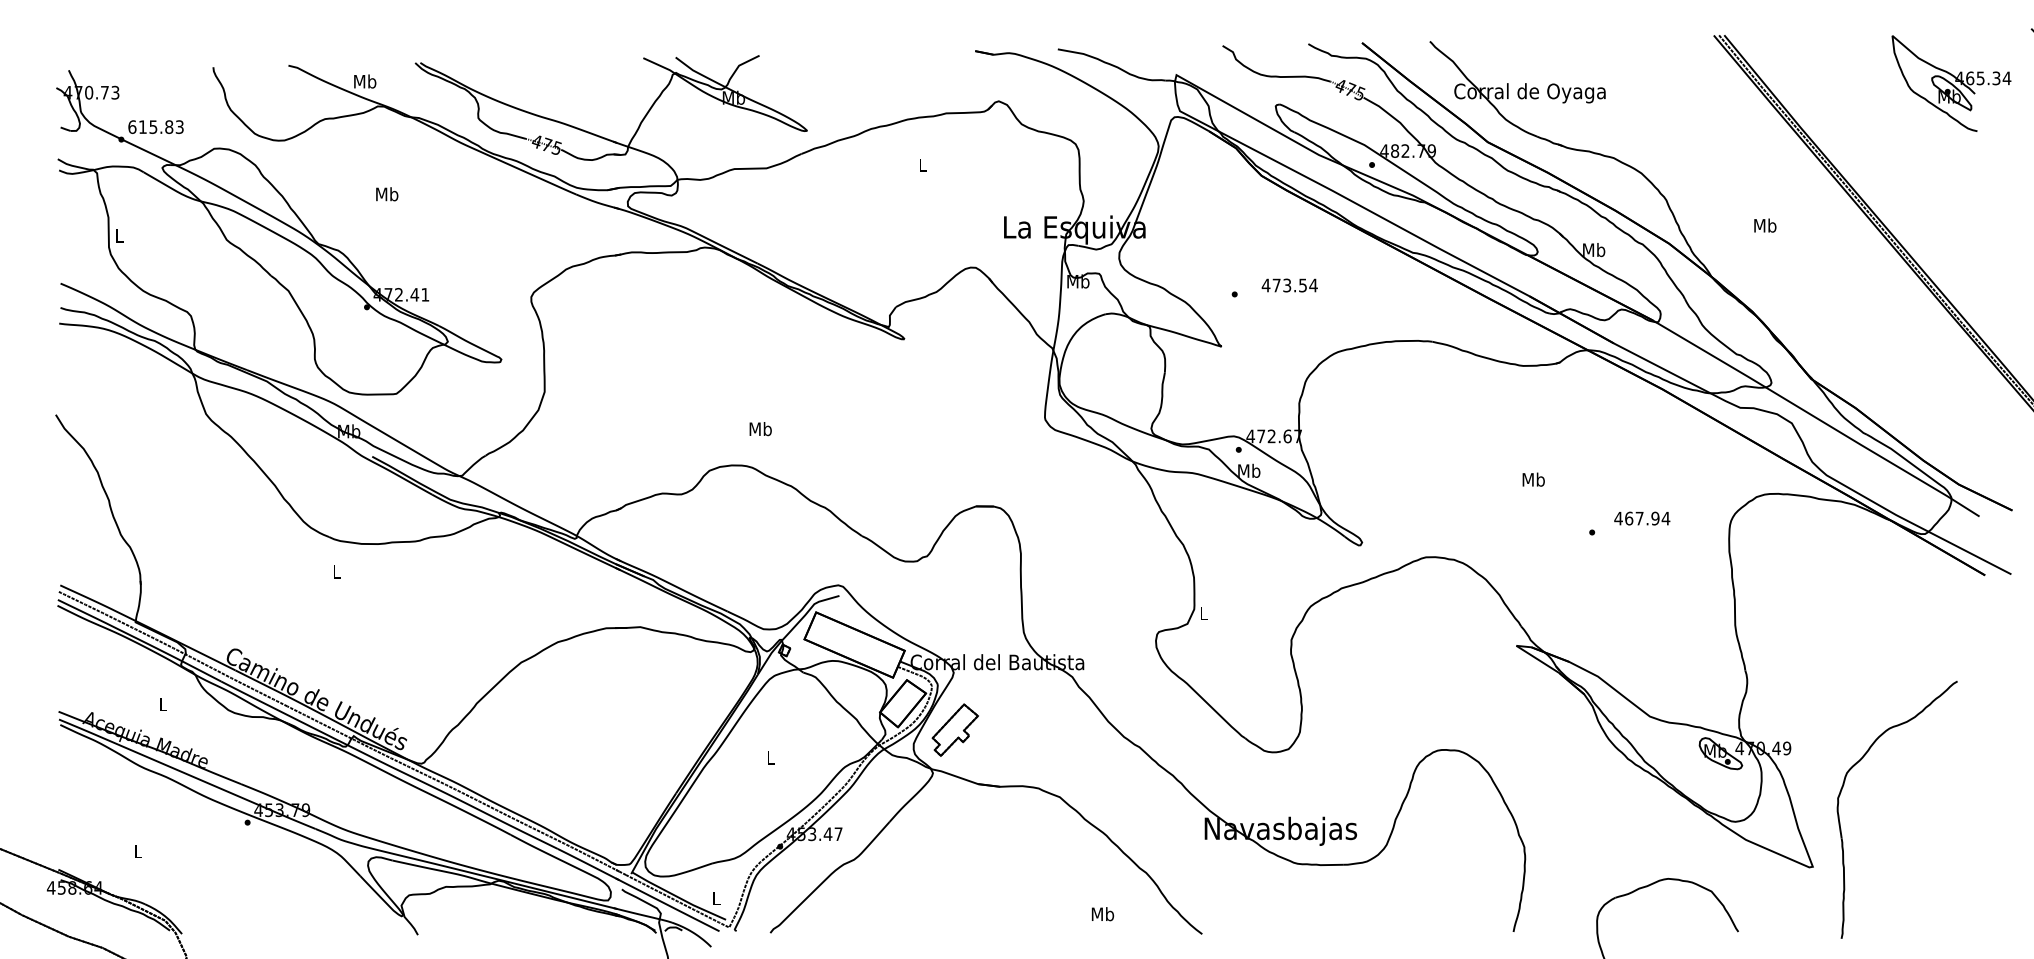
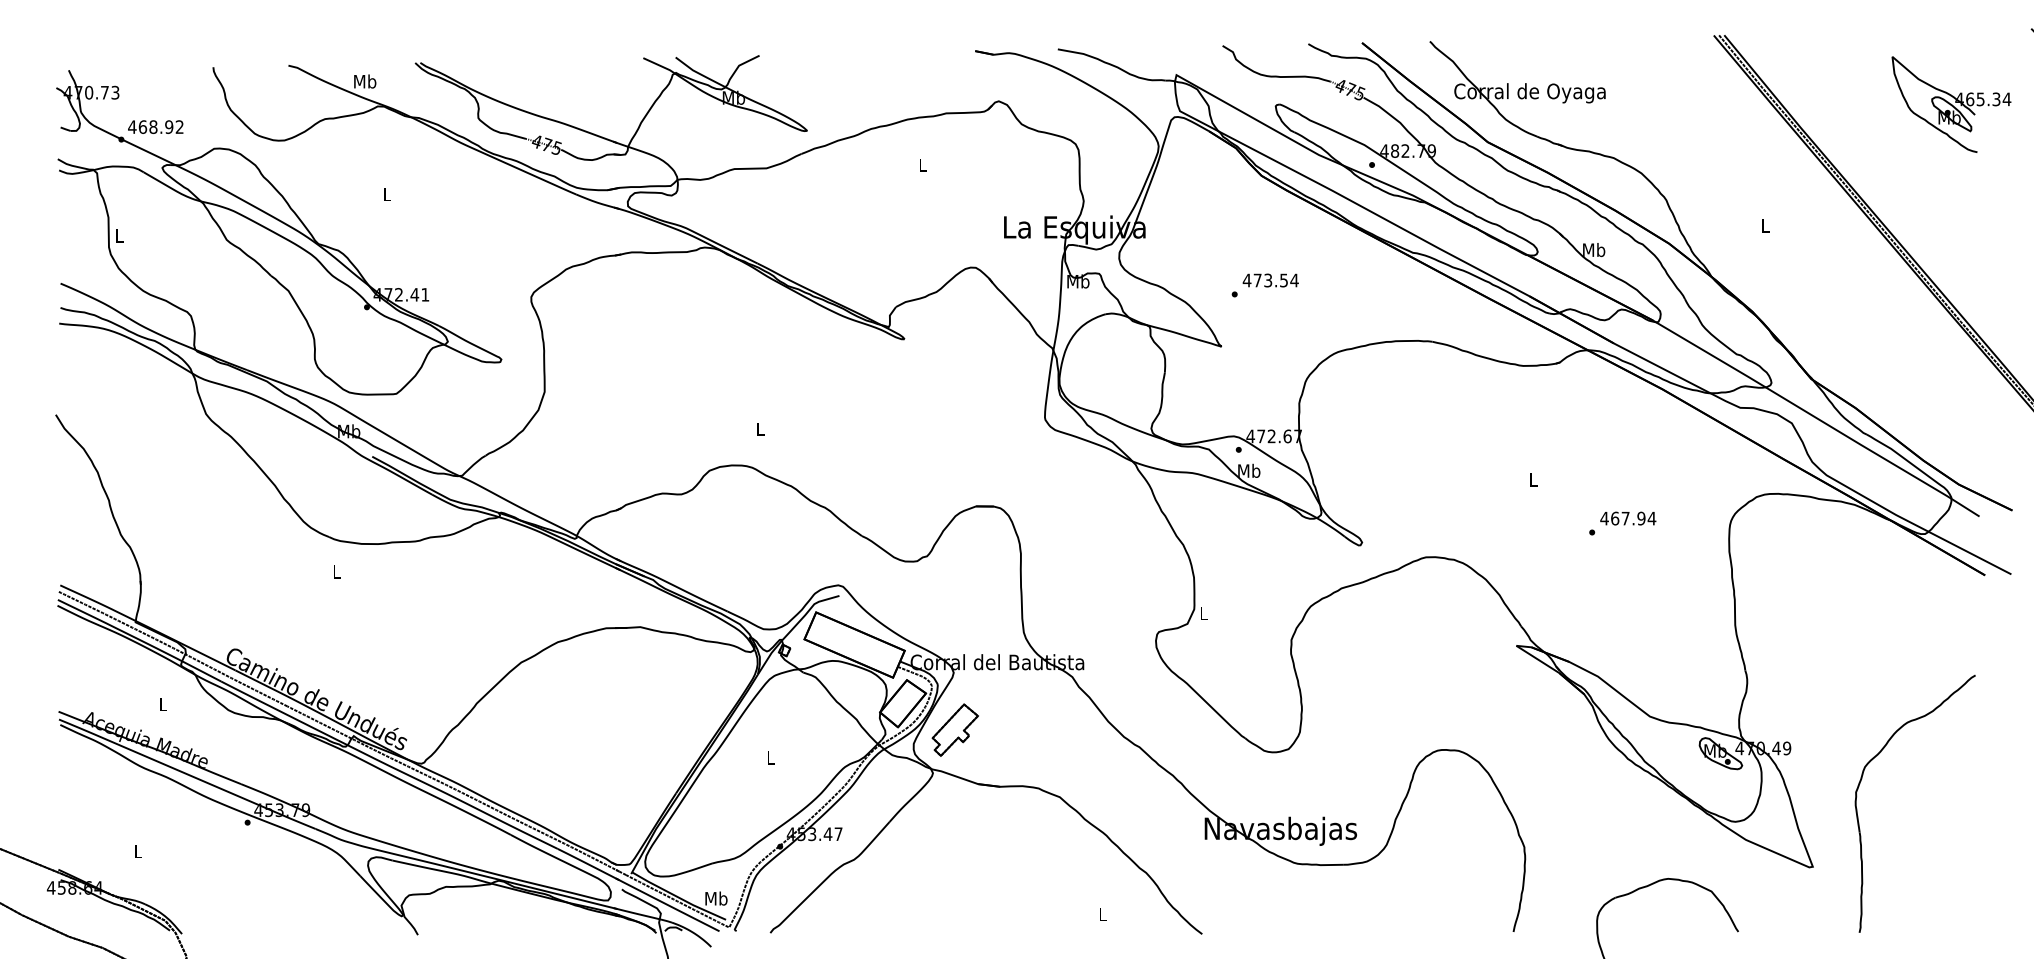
part position: (1951, 83) -> (1951, 104) (1951, 104)
text: 615.83 -> 468.92 (155, 126)
text: Mb -> L (387, 194)
text: Mb -> L (1765, 225)
text position: (1289, 285) -> (1270, 280) (1270, 280)
text: Mb -> L (760, 429)
text: Mb -> L (1533, 479)
text position: (1642, 518) -> (1628, 518) (1628, 518)
part position: (1839, 814) -> (1857, 808) (1857, 808)
text: L -> Mb (716, 898)
text: Mb -> L (1102, 914)
